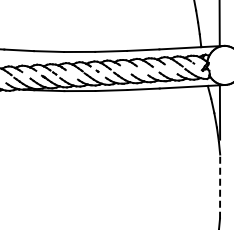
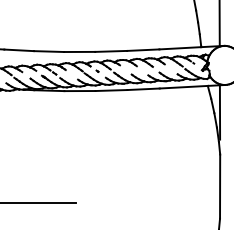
line: dashed -> solid (220, 186)
line: none -> present (39, 202)
